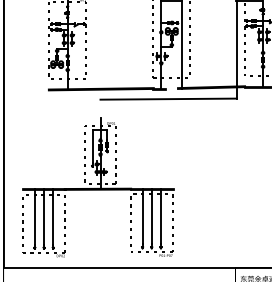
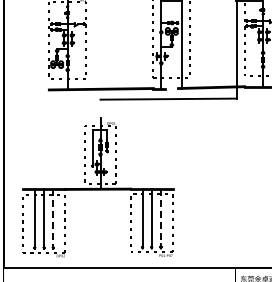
line: solid -> dashed (160, 216)
line: solid -> dashed (53, 217)
